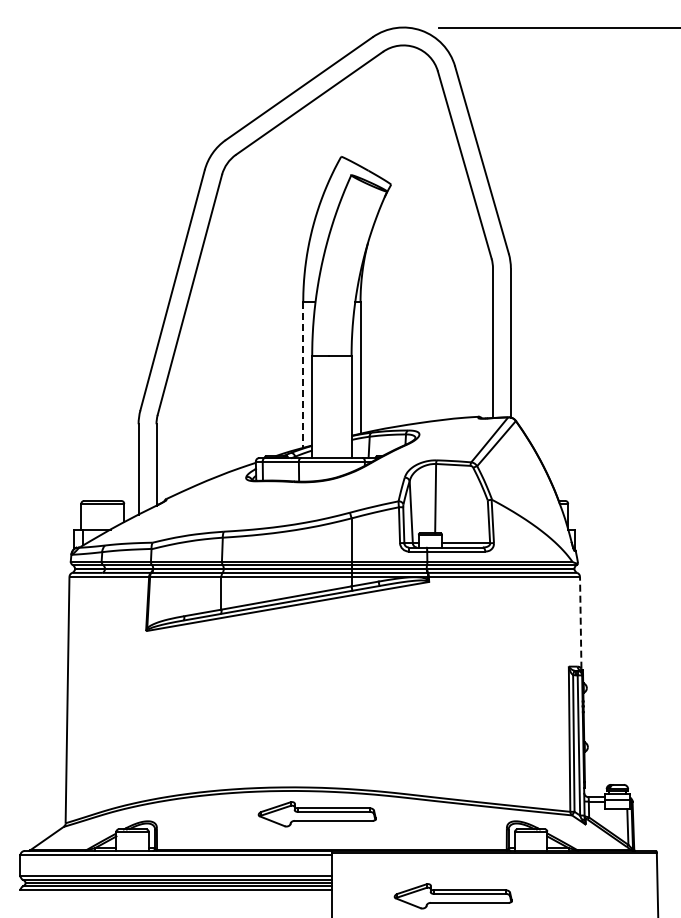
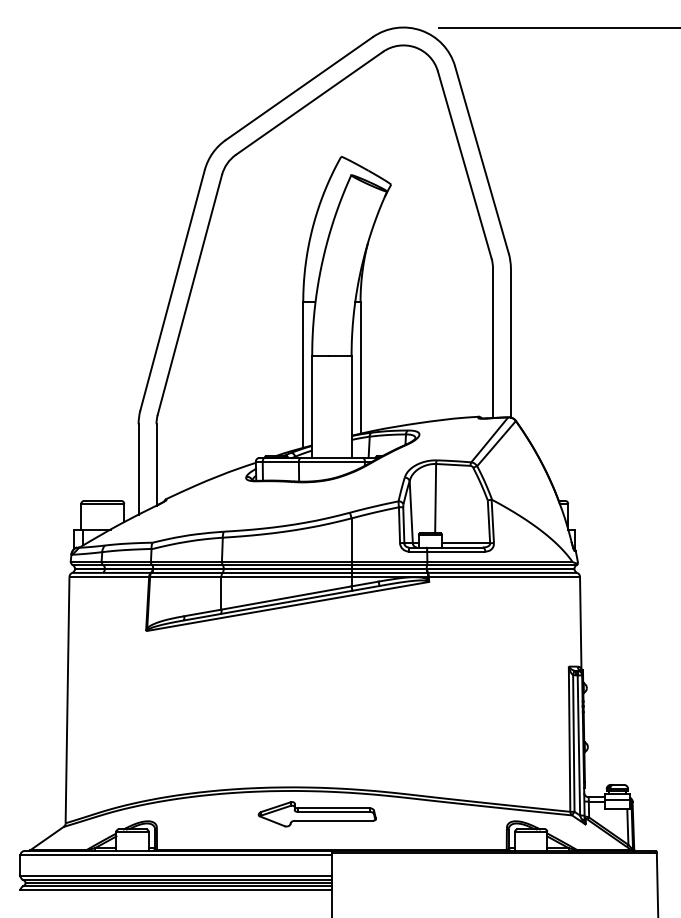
line: dashed -> solid (303, 375)
line: dashed -> solid (580, 622)
part: present -> none (452, 896)
